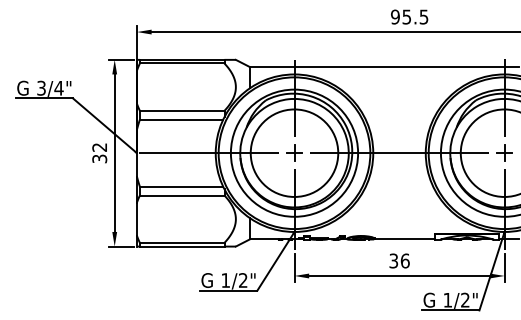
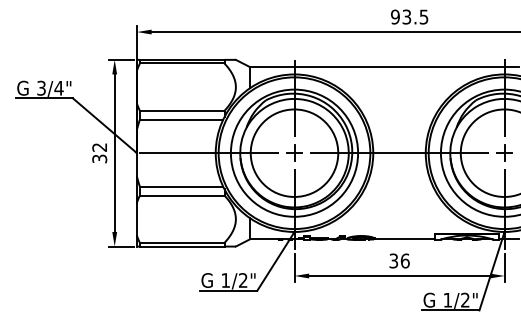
text: 95.5 -> 93.5 (407, 16)
